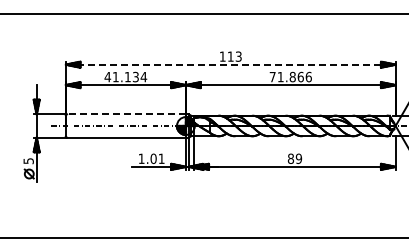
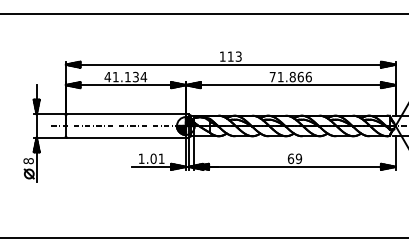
line: dashed -> solid (230, 64)
line: dashed -> solid (126, 114)
text: 89 -> 69 (290, 158)
text: 5 -> 8 (28, 161)
